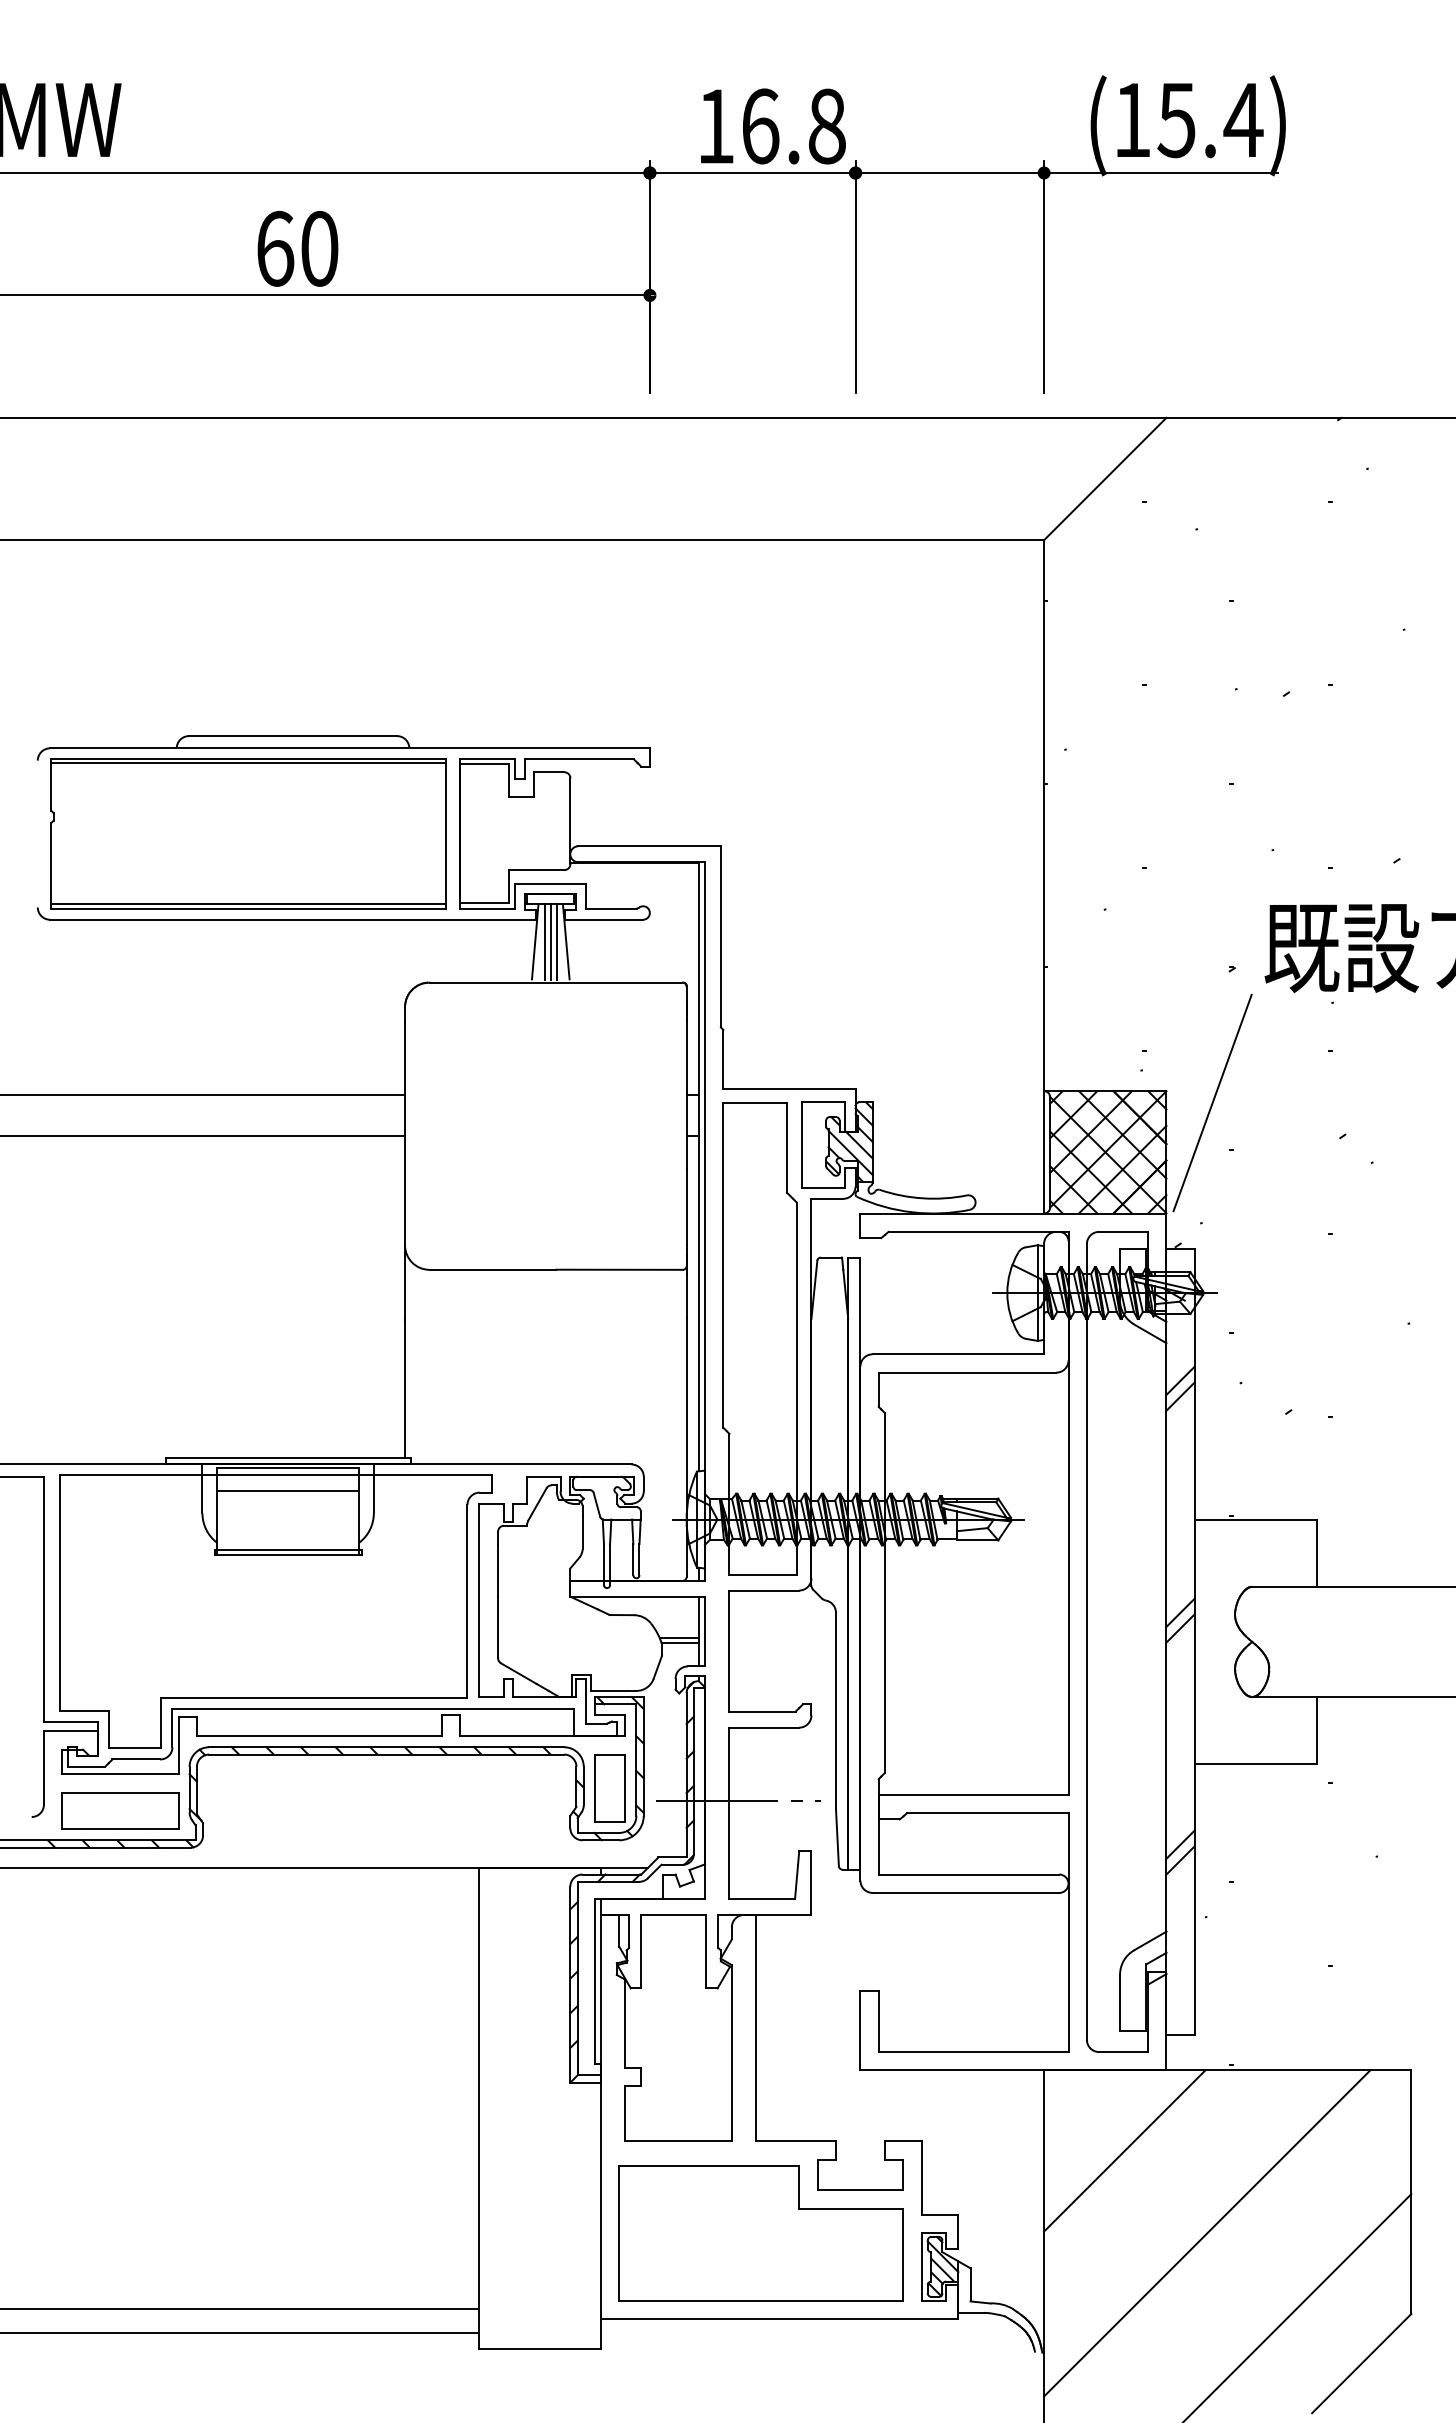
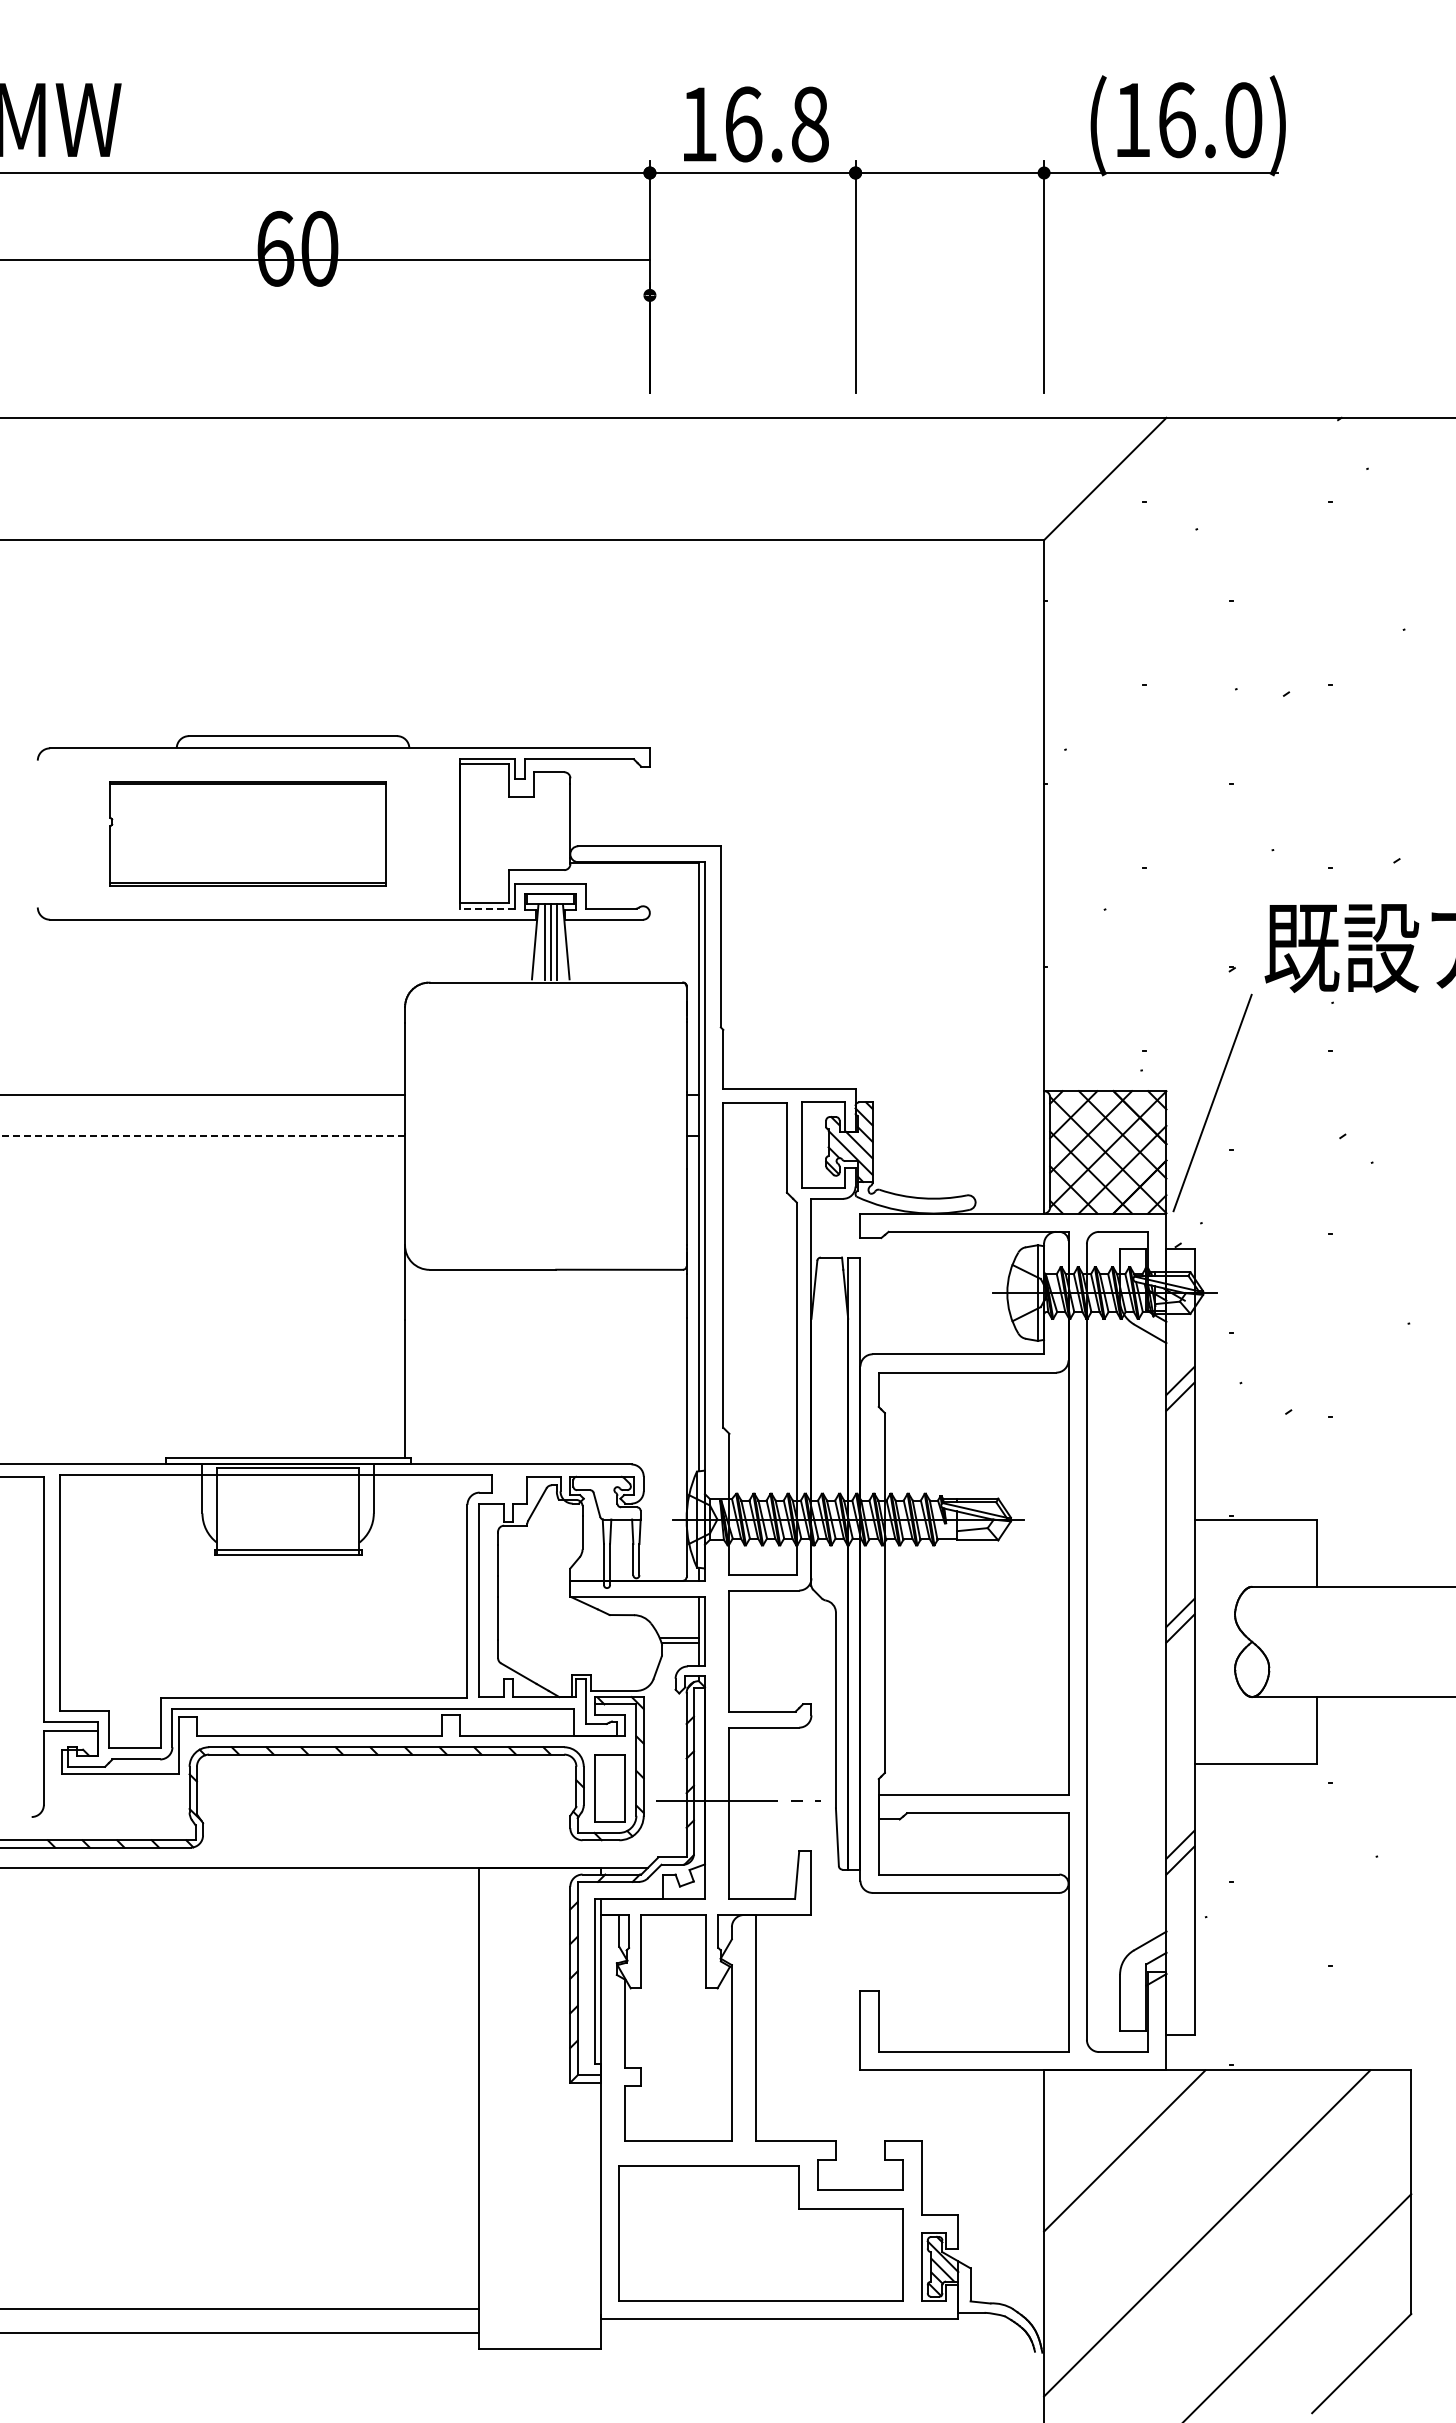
text: (15.4) -> (16.0) (1210, 120)
text position: (773, 126) -> (756, 124) (756, 124)
line position: (325, 295) -> (325, 260) (325, 260)
part size: 397x152 px -> 278x106 px (247, 833)
line: solid -> dashed (487, 908)
line: solid -> dashed (202, 1136)
line: present -> none (288, 1490)
part: present -> none (120, 1810)
